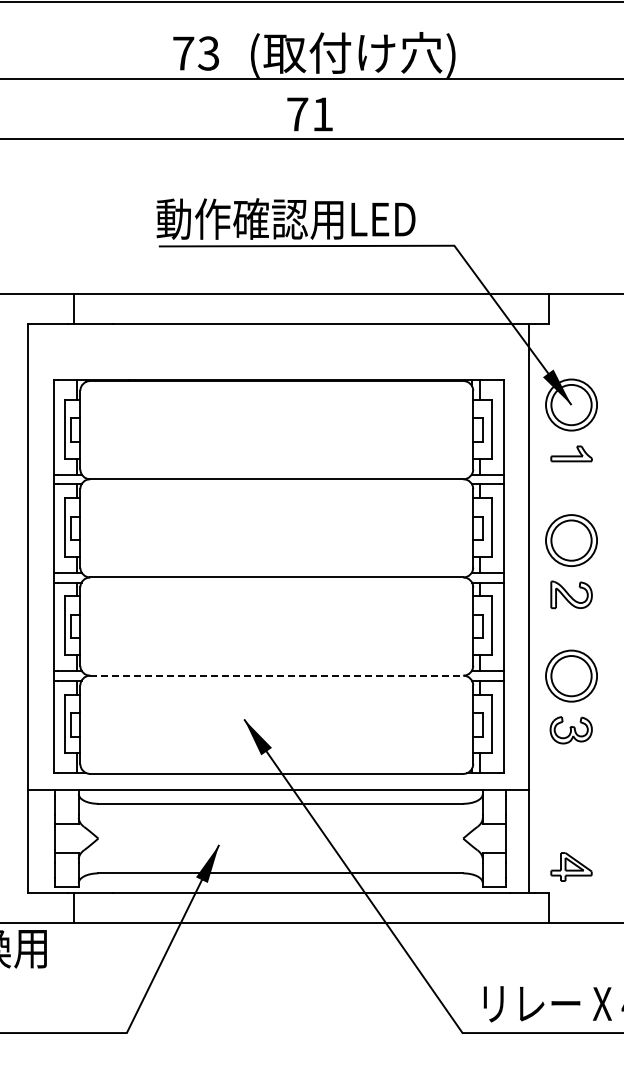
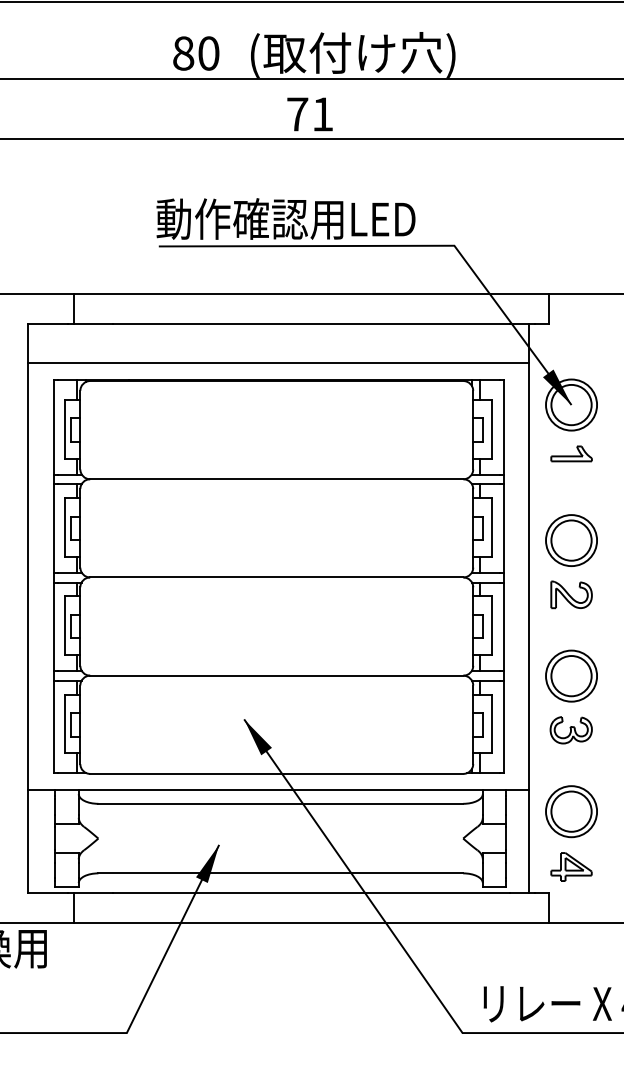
text: 73 -> 80 (196, 53)
line: none -> present (278, 362)
line: dashed -> solid (276, 675)
part: none -> present (571, 811)
